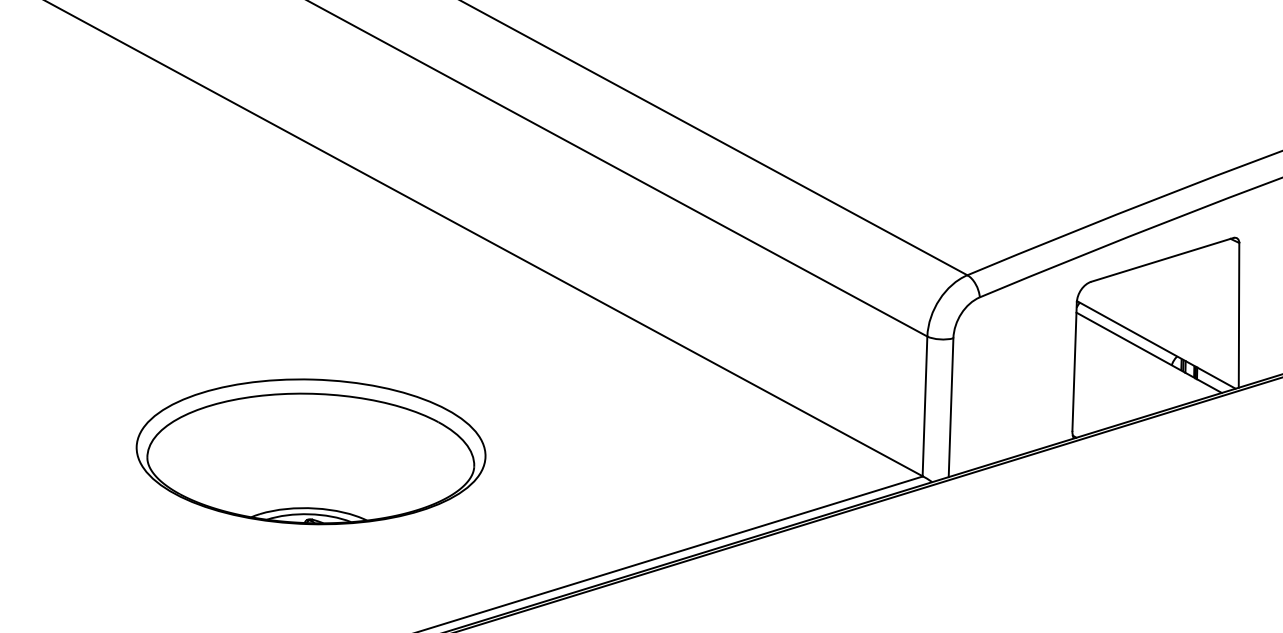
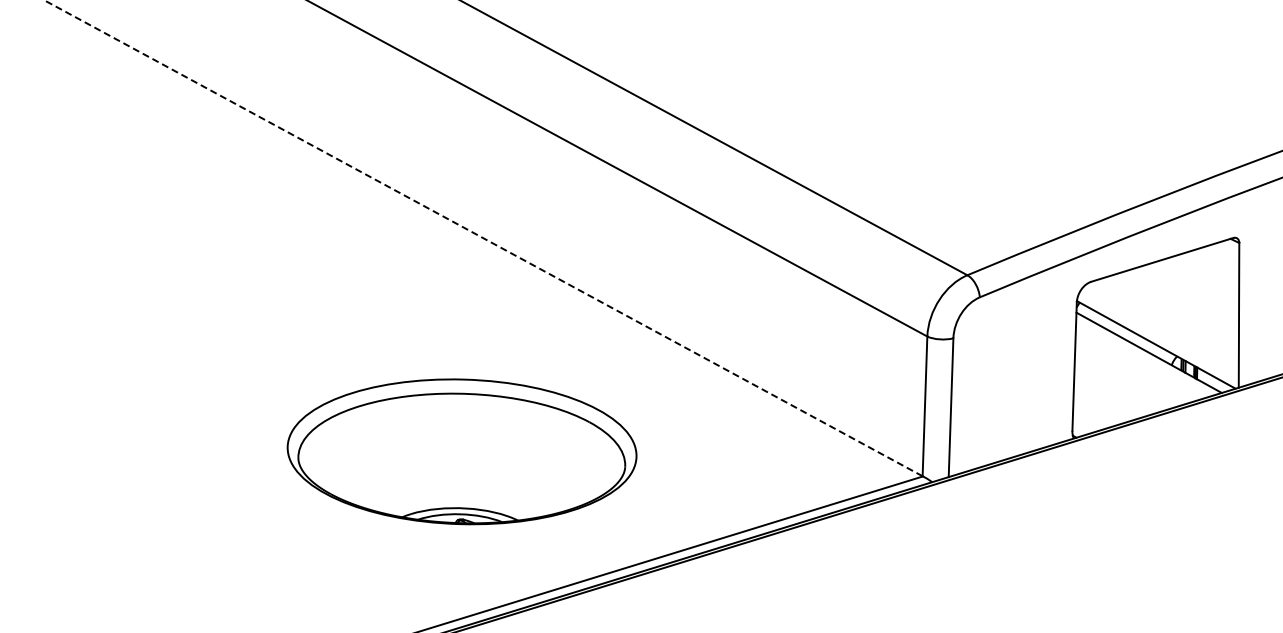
line: solid -> dashed (483, 238)
part position: (310, 451) -> (461, 451) (461, 451)
